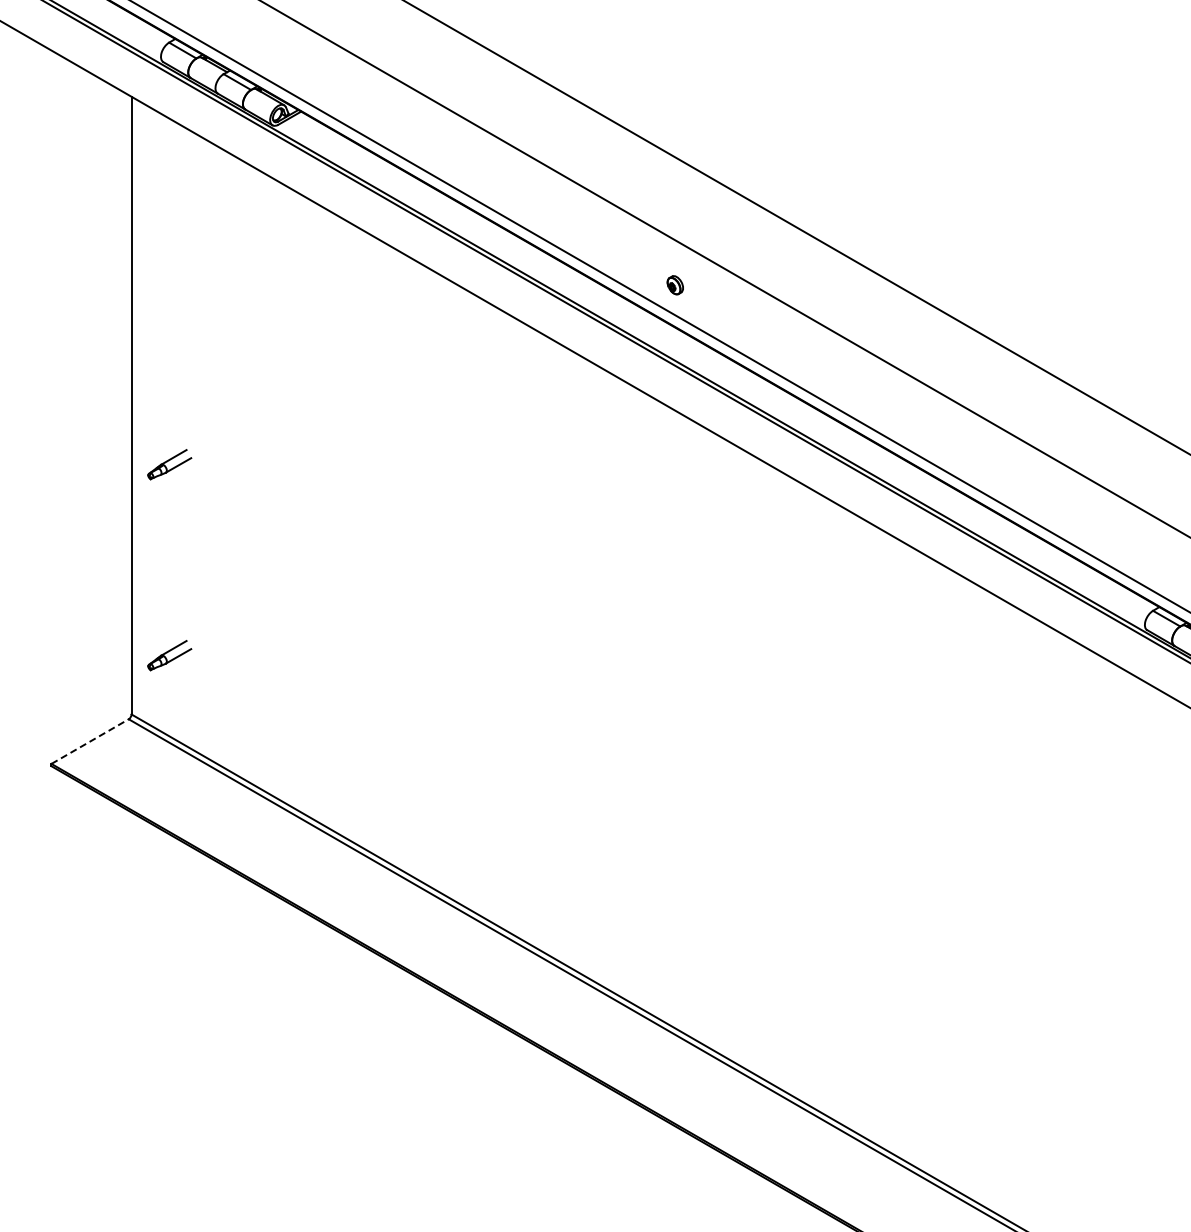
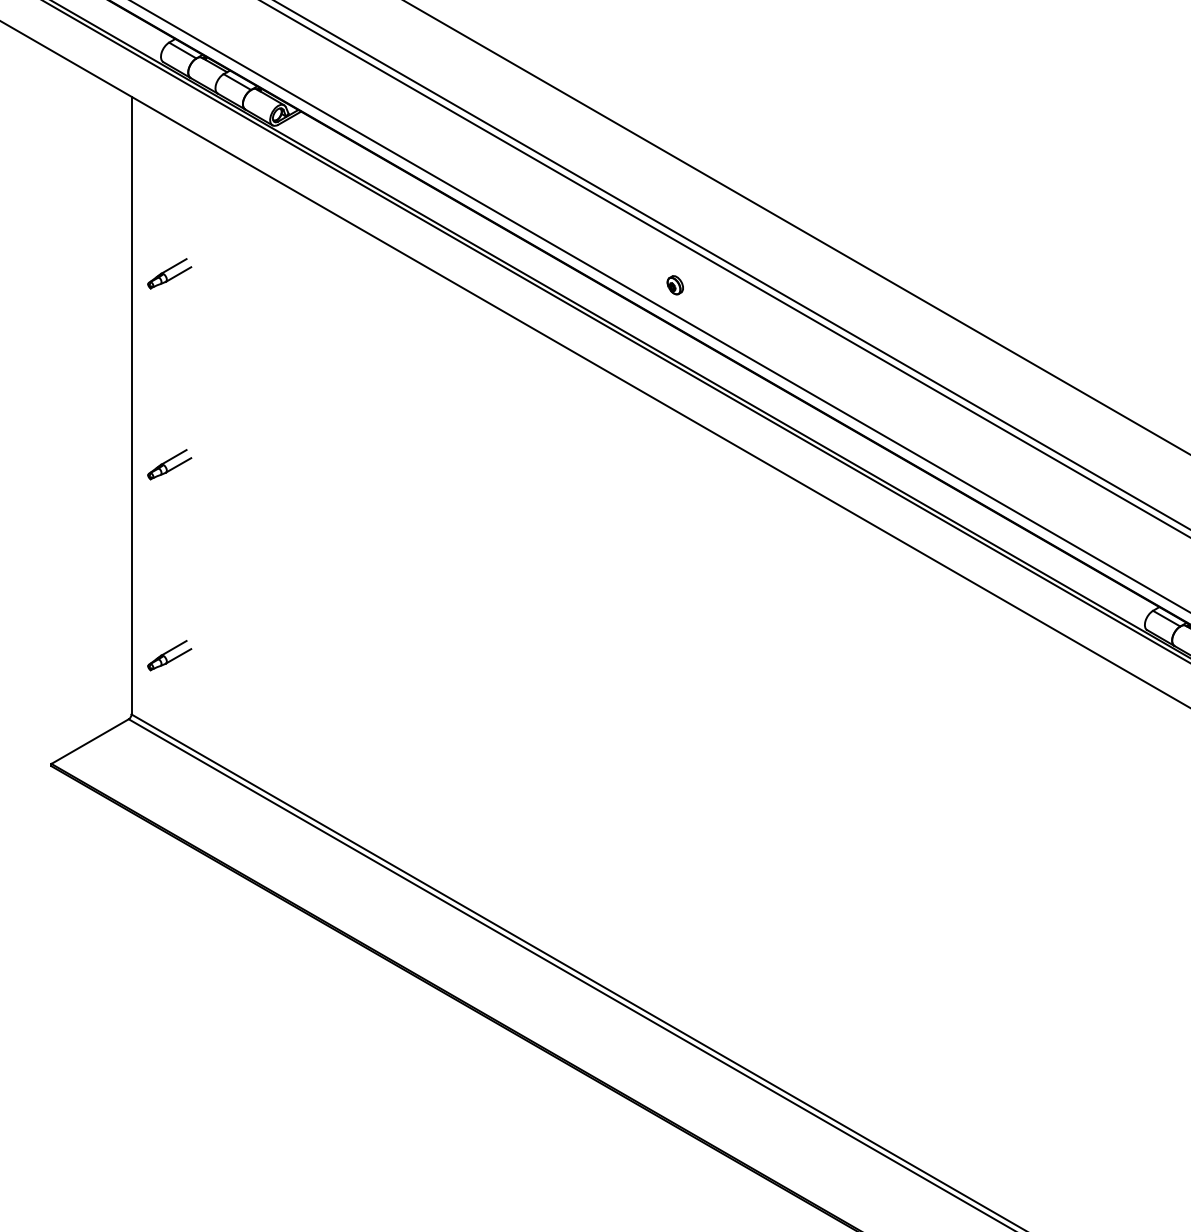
line: none -> present (731, 265)
part: none -> present (169, 273)
line: dashed -> solid (90, 741)
